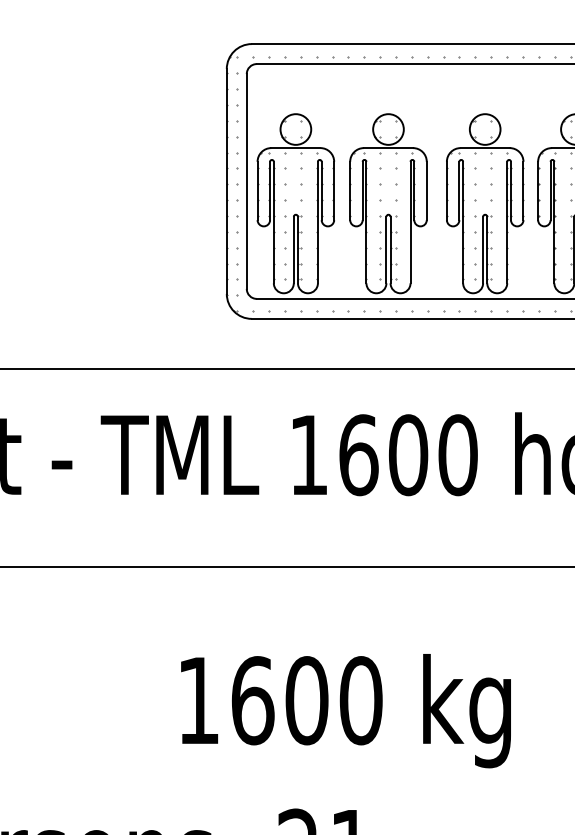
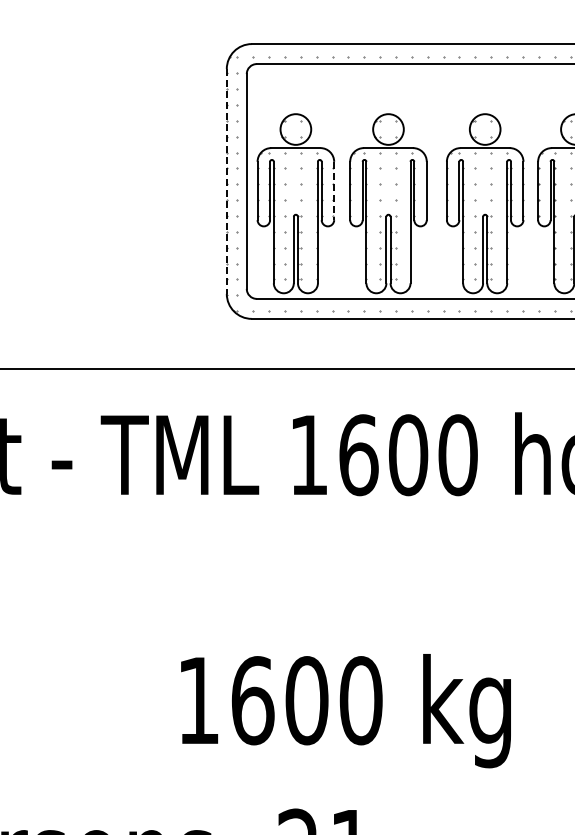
line: solid -> dashed (226, 181)
line: solid -> dashed (334, 191)
line: present -> none (286, 567)
